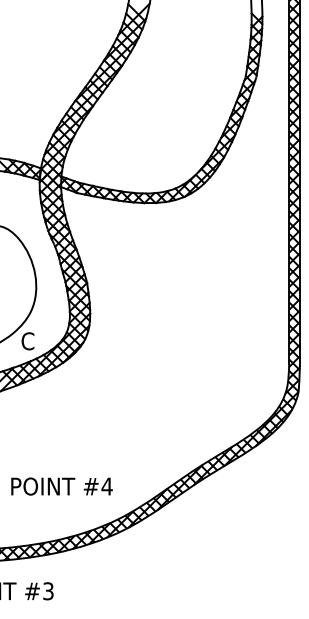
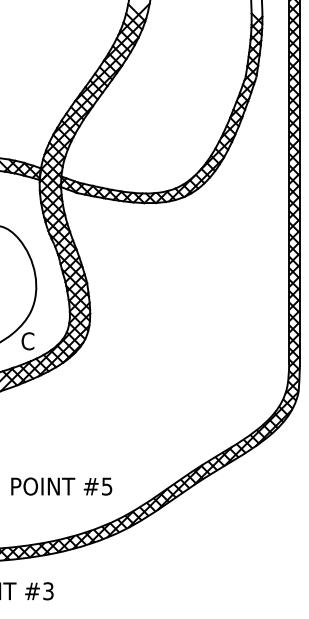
text: #4 -> #5 (106, 486)
